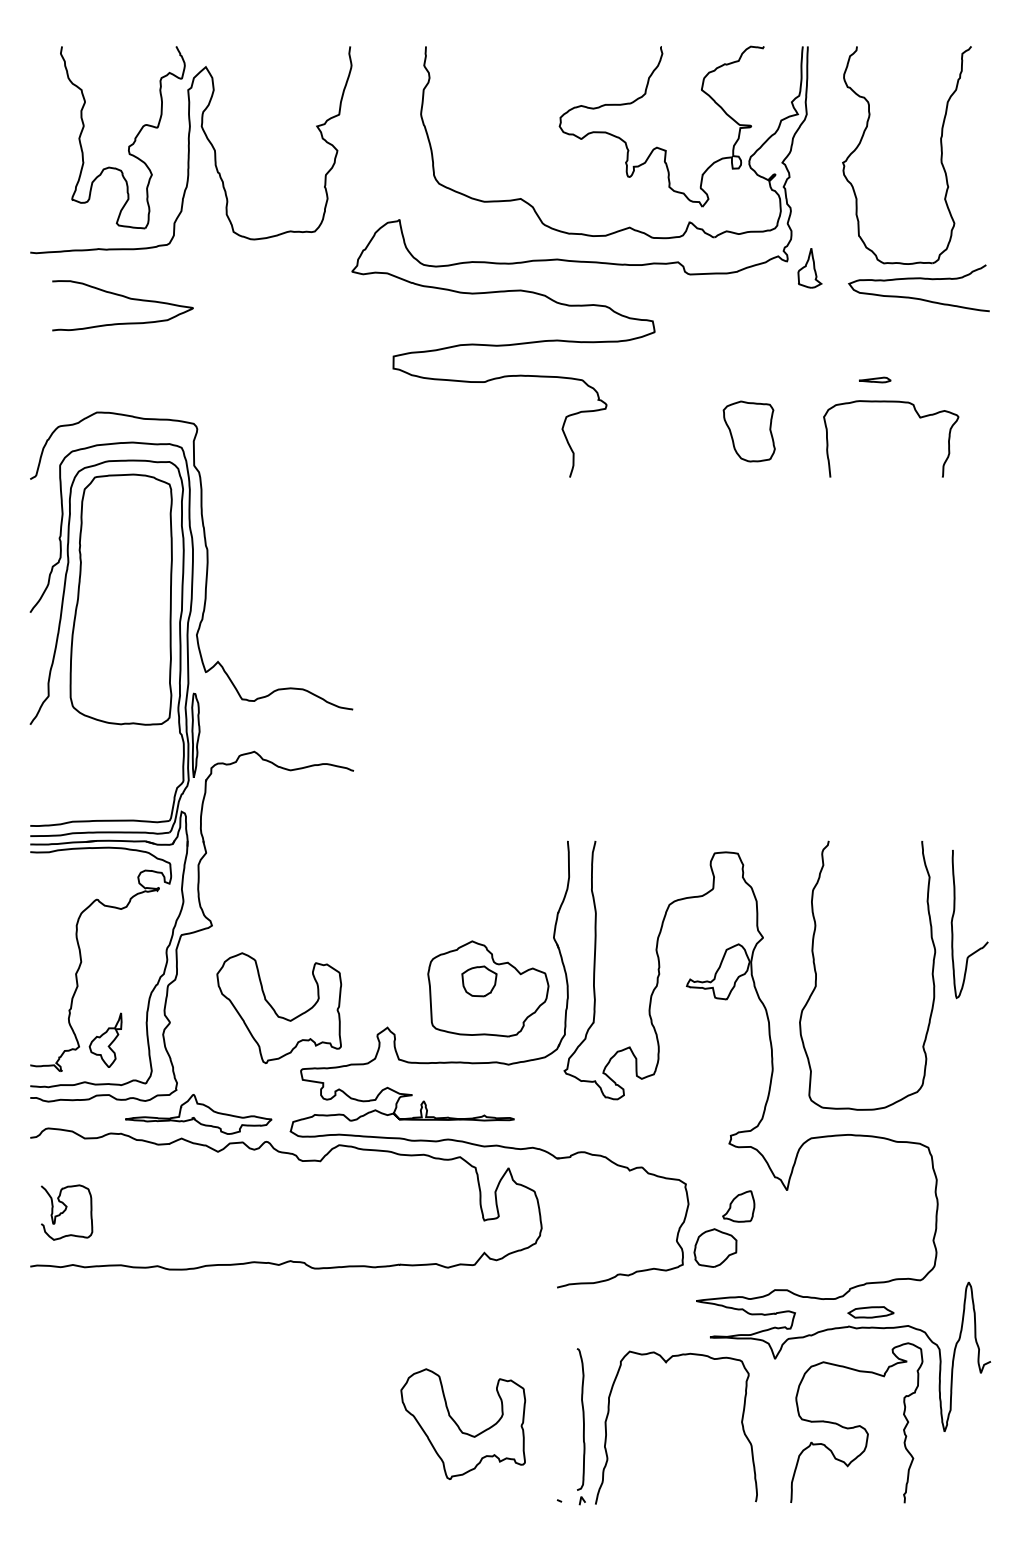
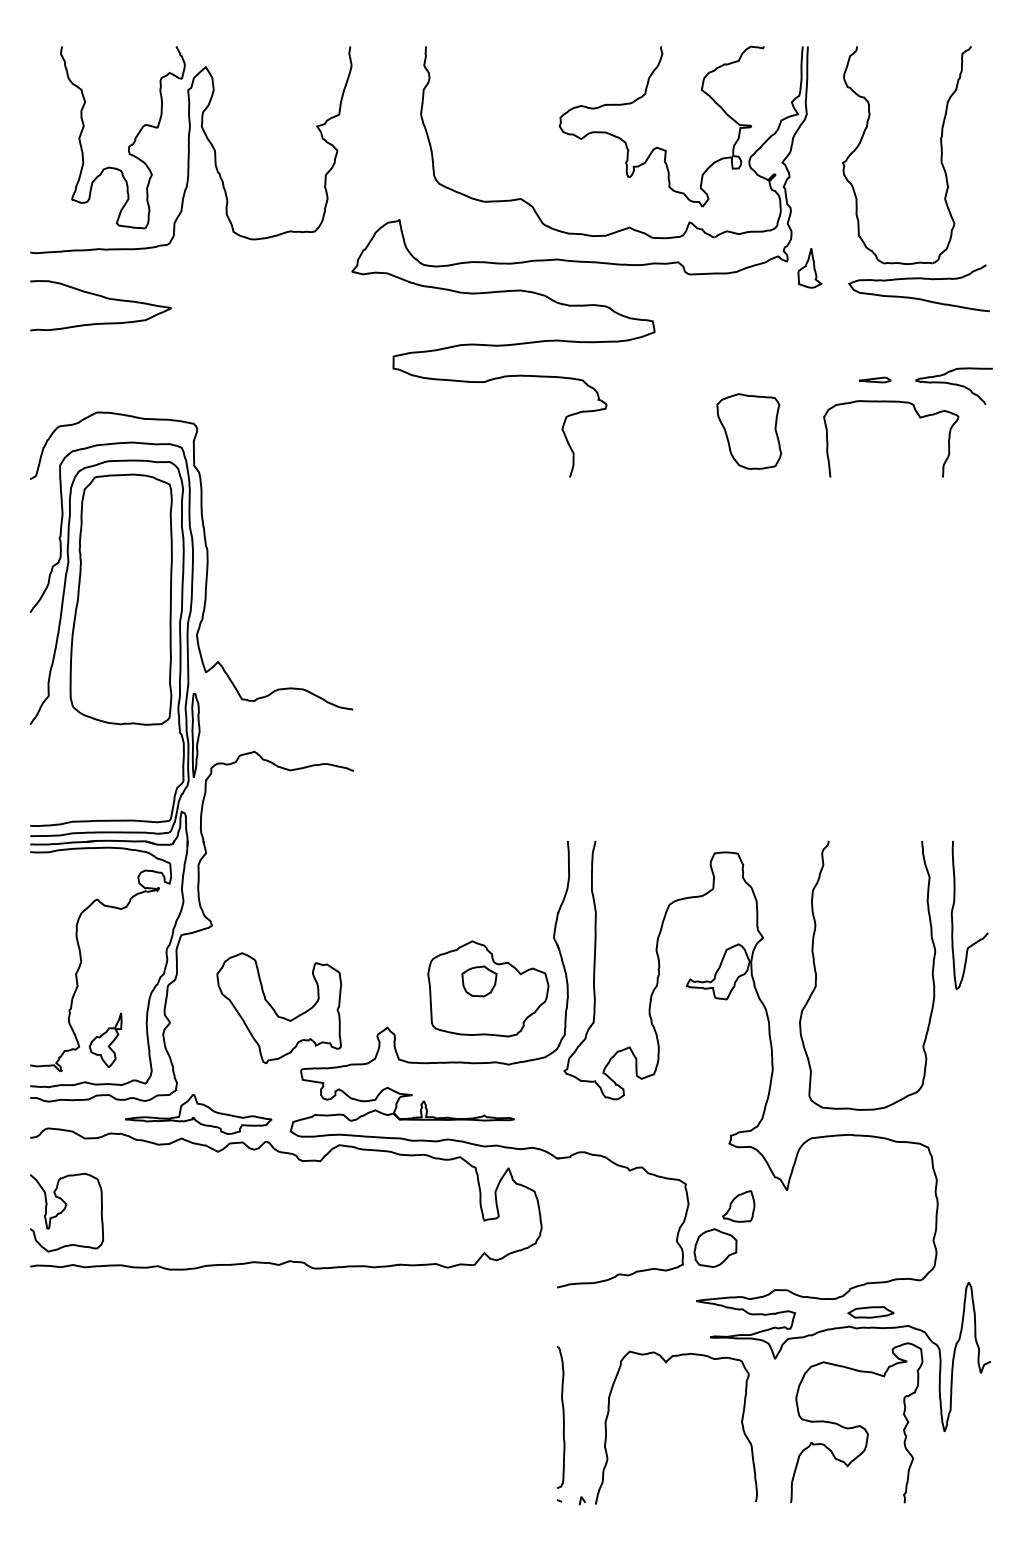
curve position: (123, 297) -> (101, 297) (101, 297)
curve: none -> present (953, 385)
part size: 54x63 px -> 67x77 px (749, 431)
curve position: (953, 919) -> (953, 910) (953, 910)
part size: 54x57 px -> 76x81 px (66, 1212)
curve position: (582, 1419) -> (562, 1417) (562, 1417)
part: present -> none (463, 1424)
